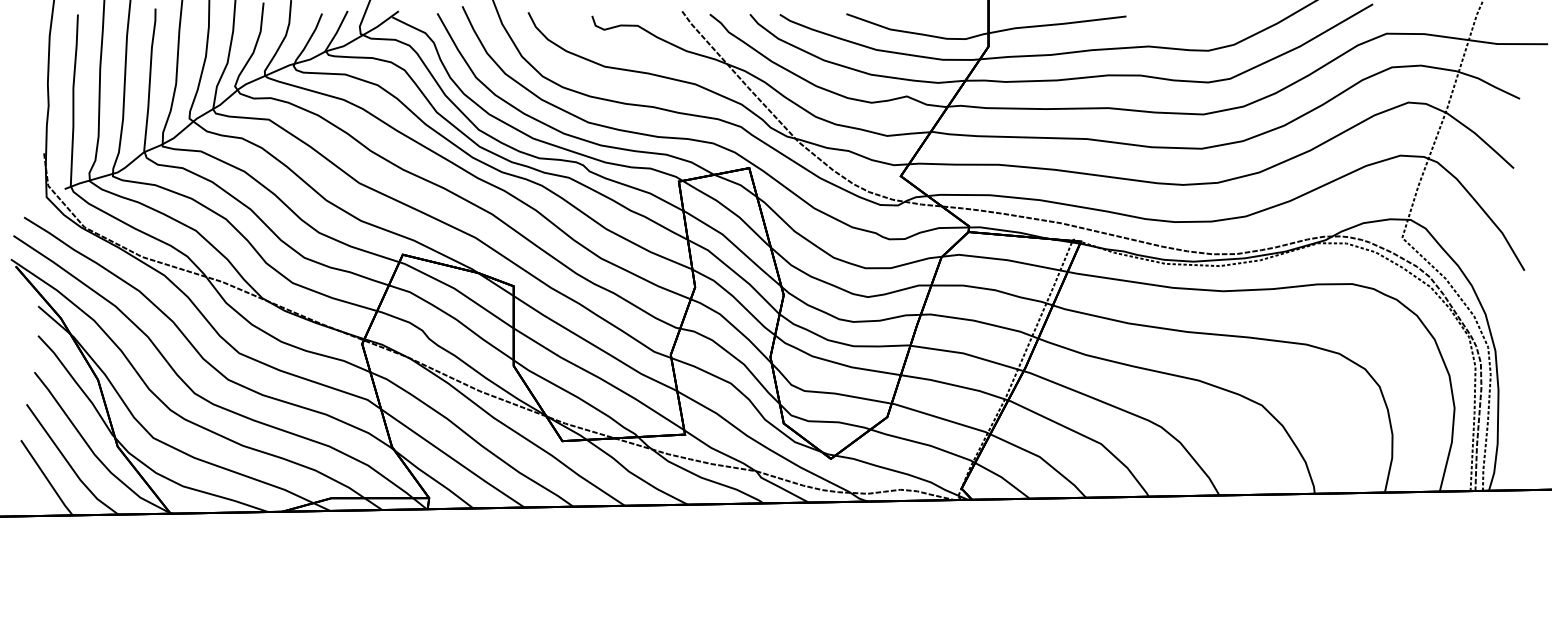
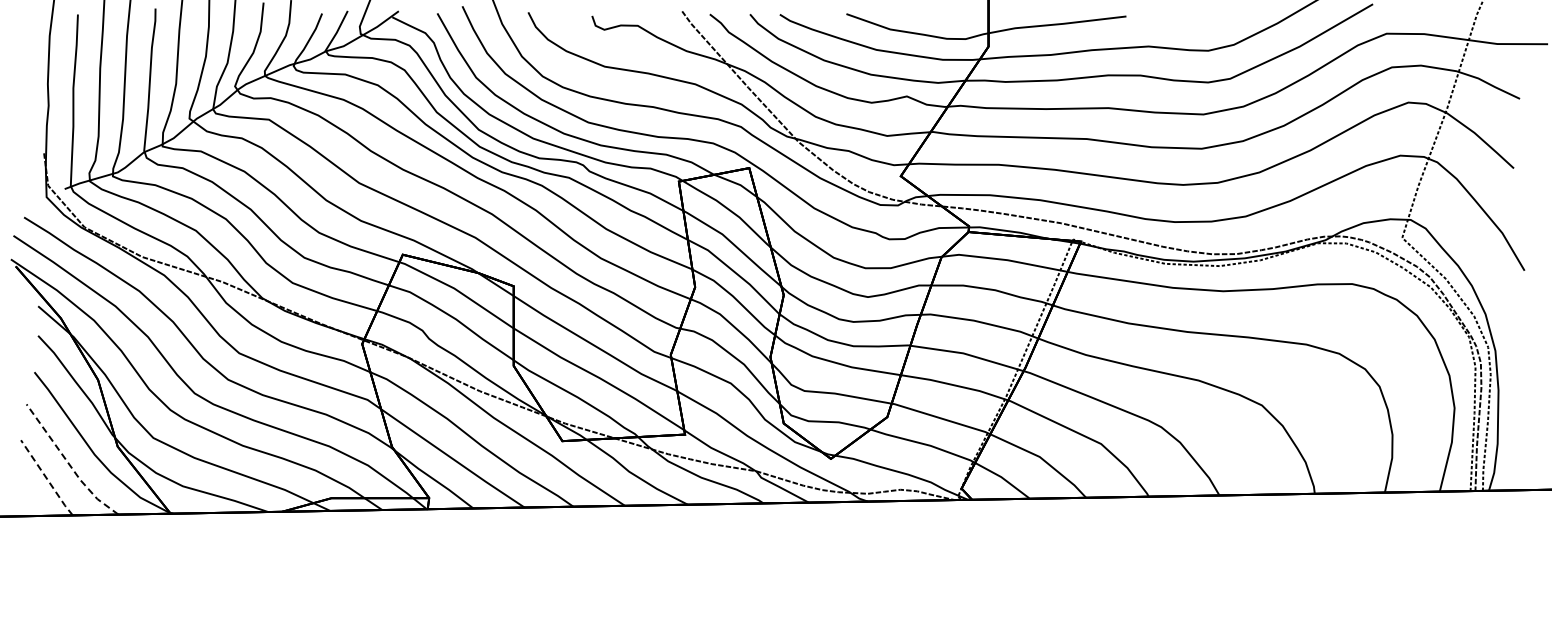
line: solid -> dashed (69, 464)
line: solid -> dashed (46, 478)
